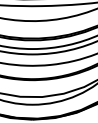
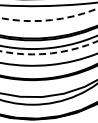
arc: solid -> dashed (50, 20)
arc: solid -> dashed (50, 53)
